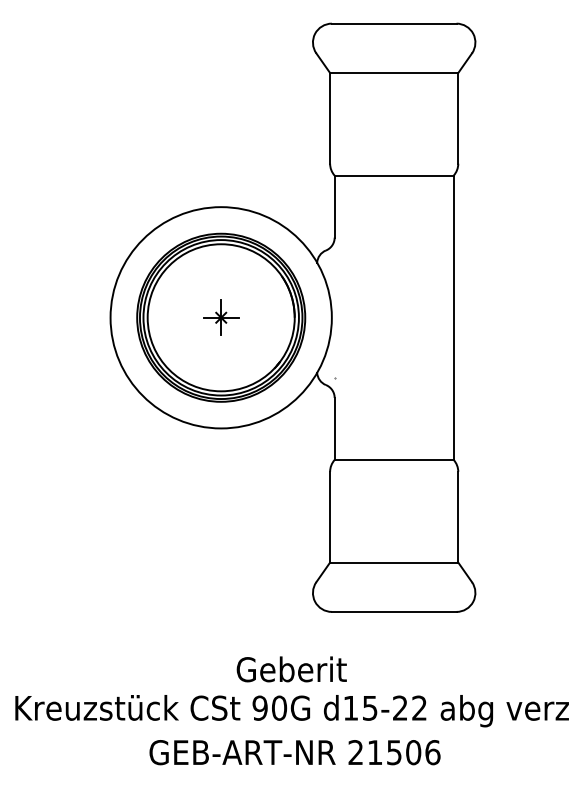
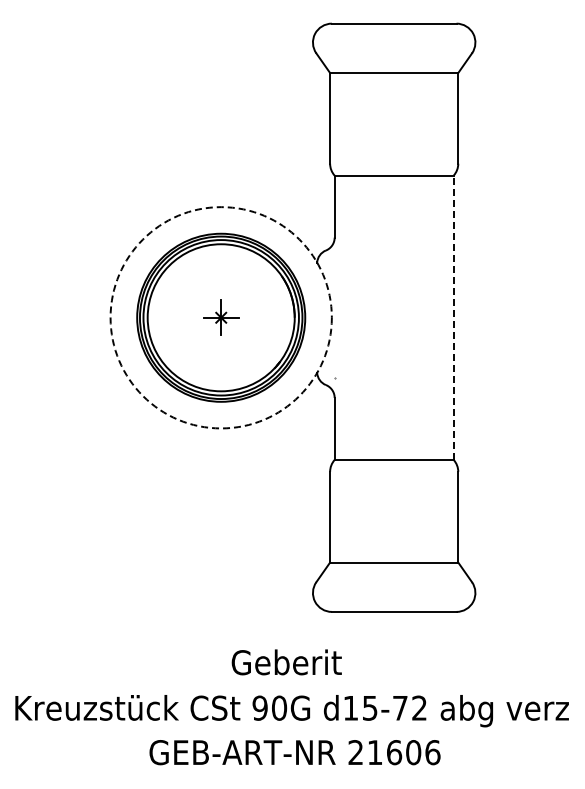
circle: solid -> dashed (220, 317)
line: solid -> dashed (453, 317)
text position: (291, 669) -> (286, 662) (286, 662)
text: d15-22 -> d15-72 (400, 707)
text: 21506 -> 21606 (394, 752)
